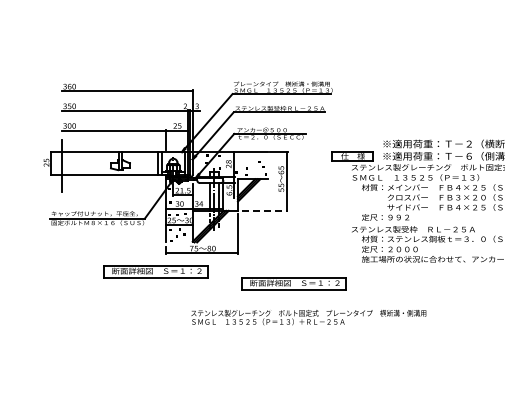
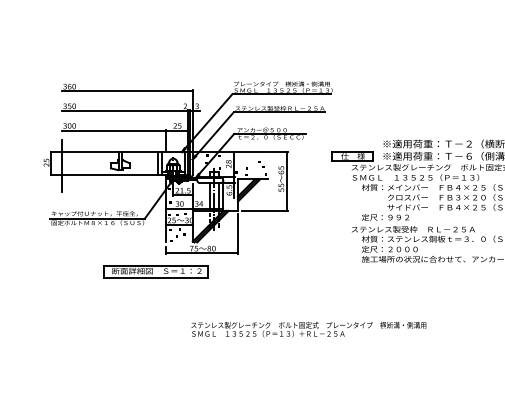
line: dashed -> solid (264, 210)
part: present -> none (293, 283)
text position: (308, 317) -> (308, 329) (308, 329)
